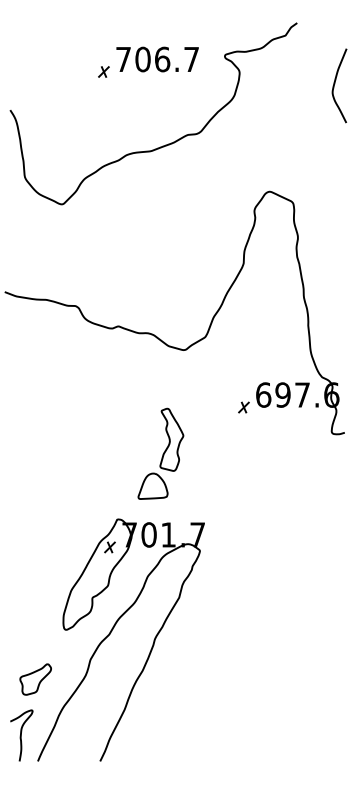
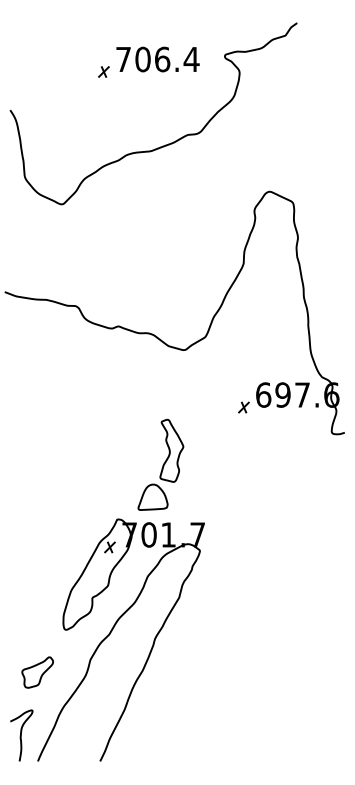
text: 706.7 -> 706.4 (191, 59)
curve: present -> none (335, 84)
part position: (160, 453) -> (160, 464) (160, 464)
part position: (35, 679) -> (37, 672) (37, 672)
